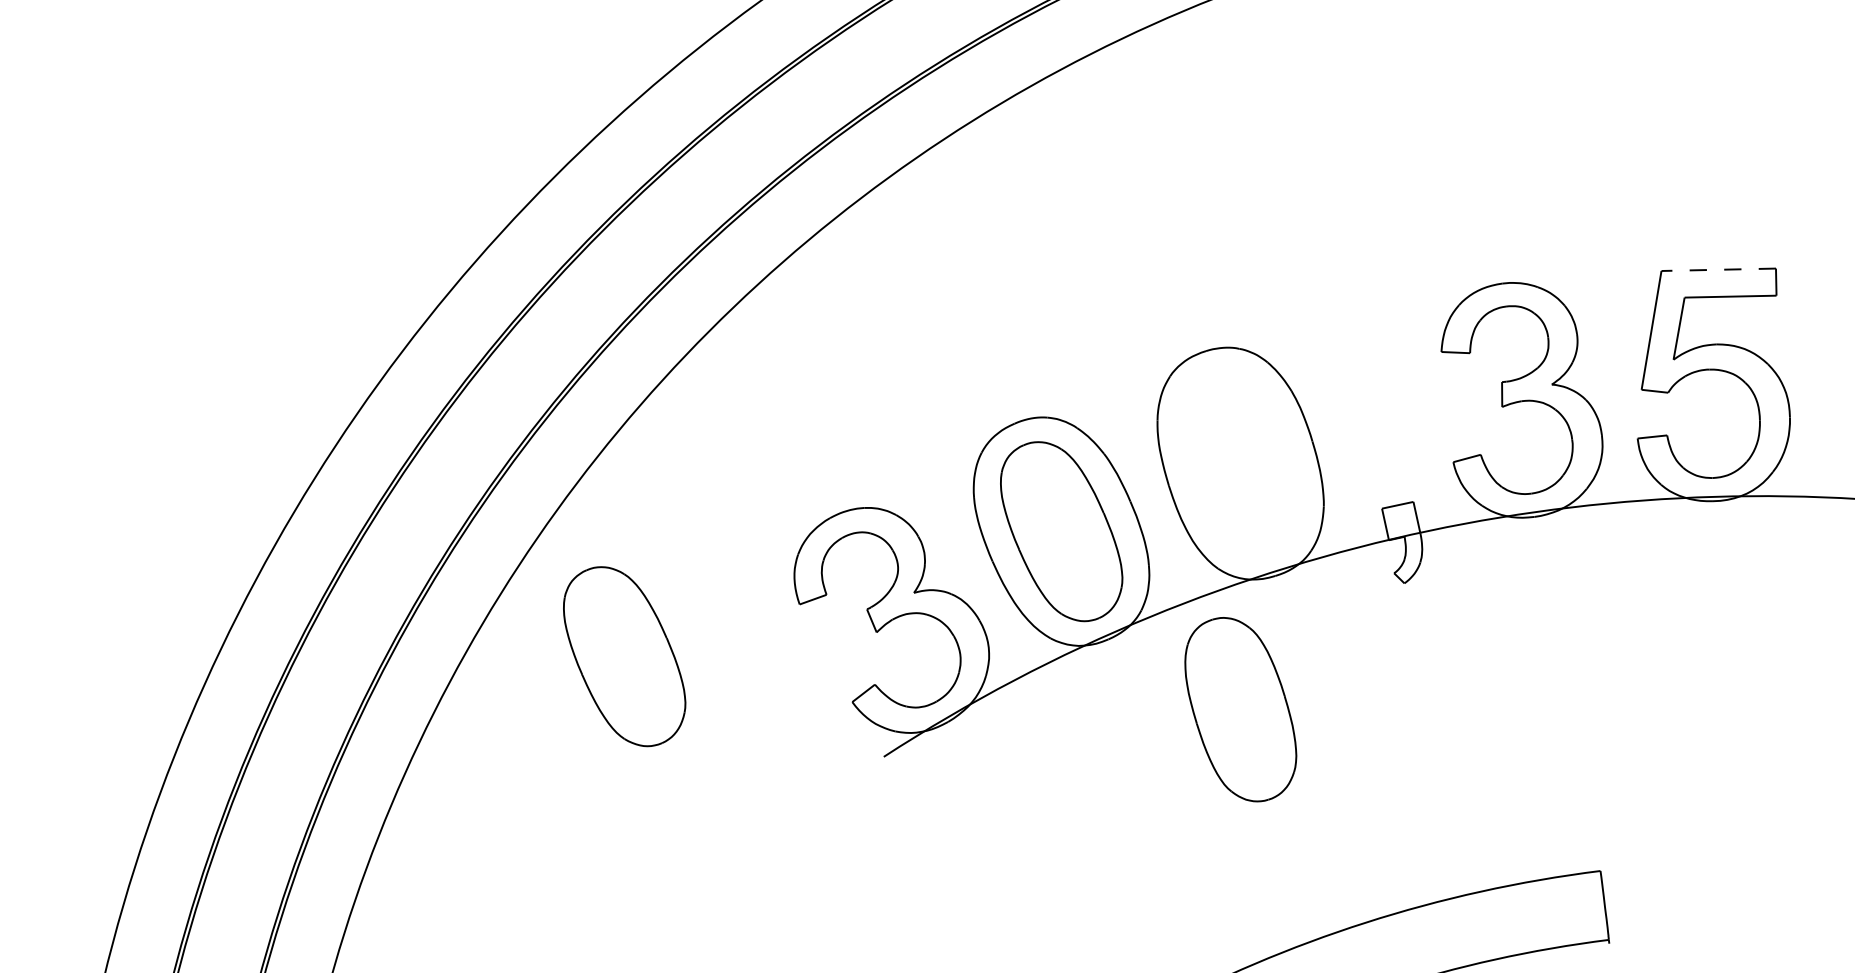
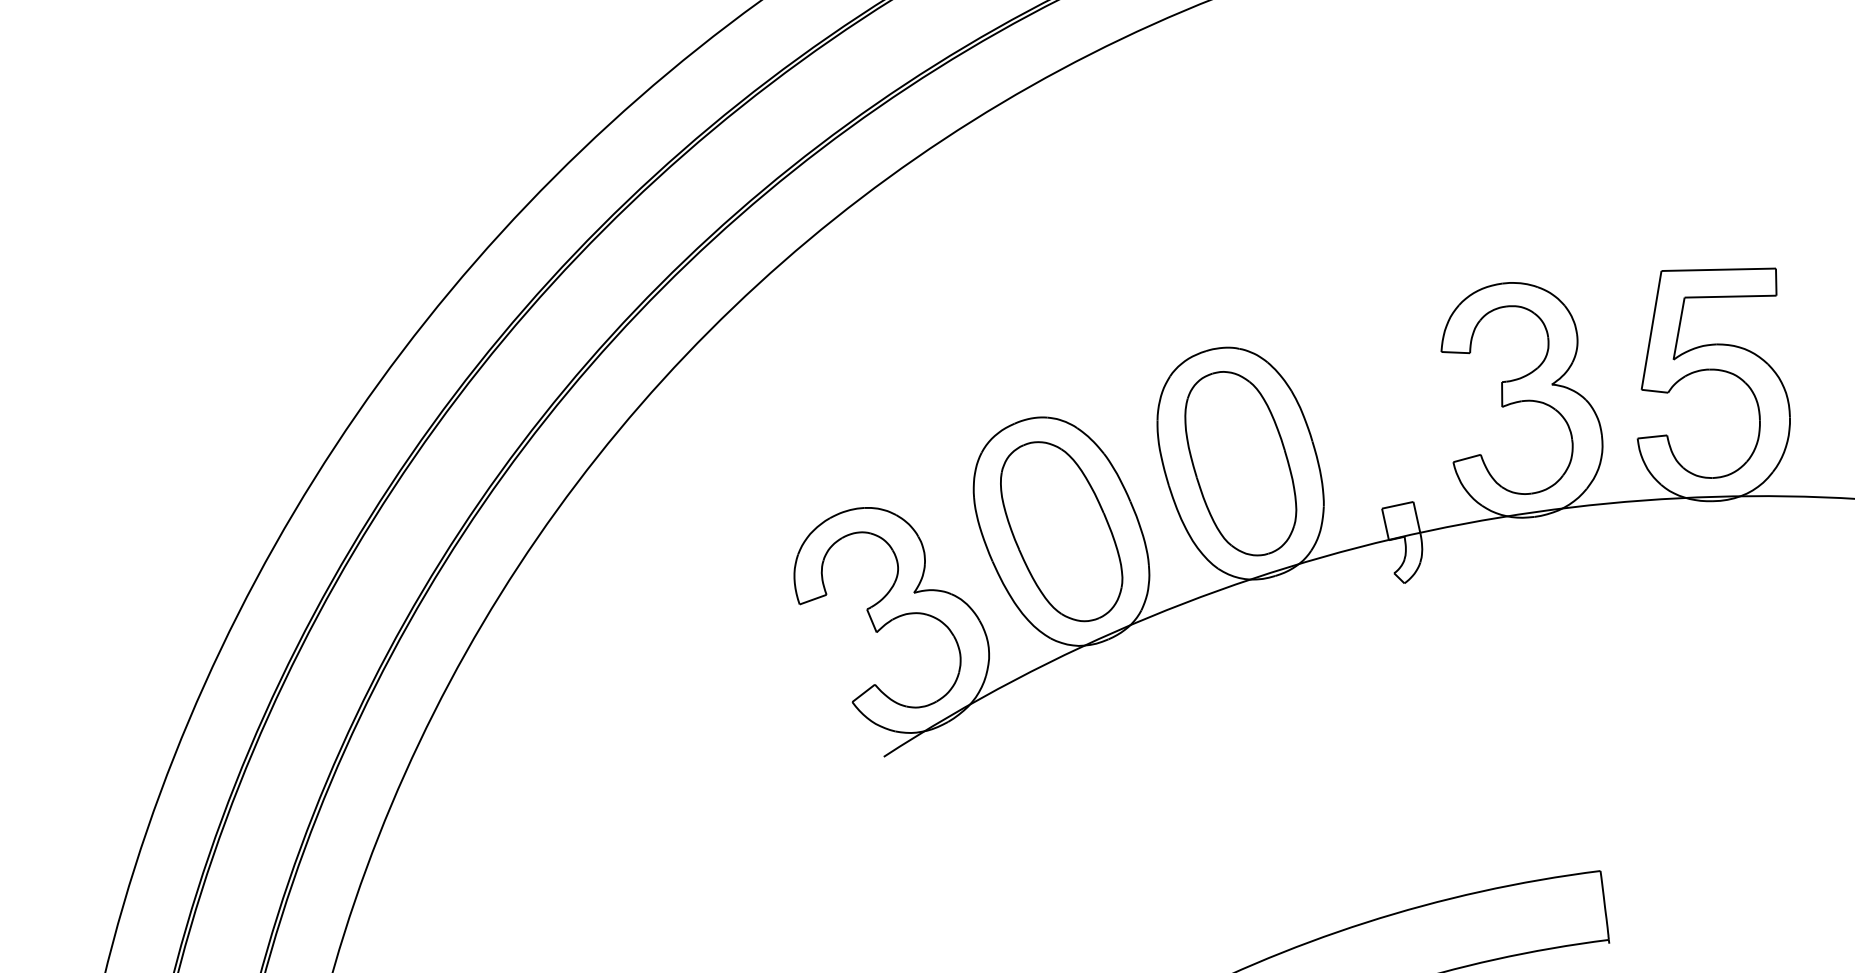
line: dashed -> solid (1718, 269)
part: present -> none (624, 656)
part position: (1240, 709) -> (1240, 463) (1240, 463)
